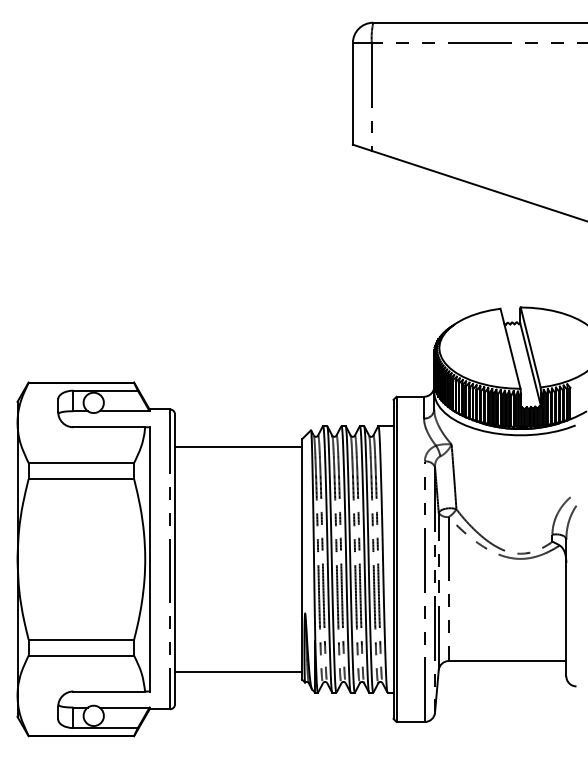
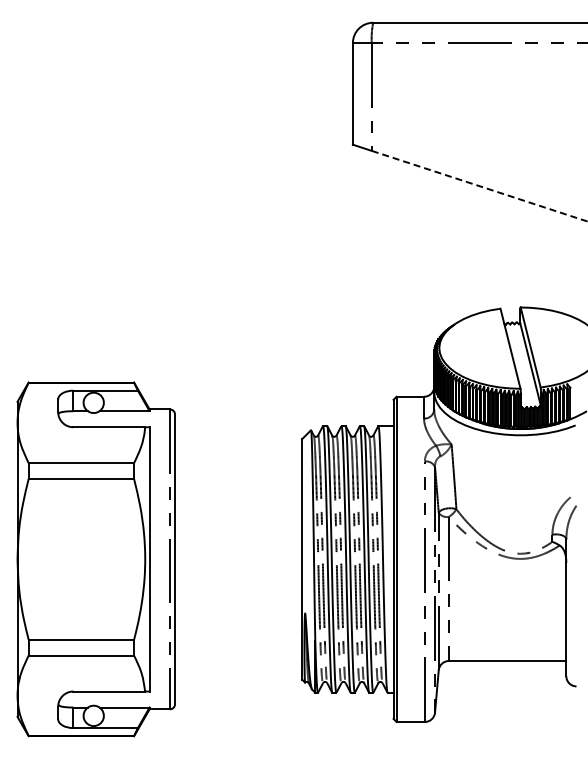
line: solid -> dashed (480, 186)
line: present -> none (238, 446)
line: present -> none (238, 672)
